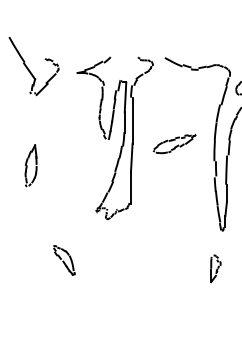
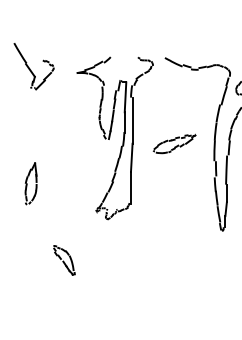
part size: 52x60 px -> 42x48 px (33, 66)
part position: (30, 165) -> (30, 183) (30, 183)
part: present -> none (215, 268)
